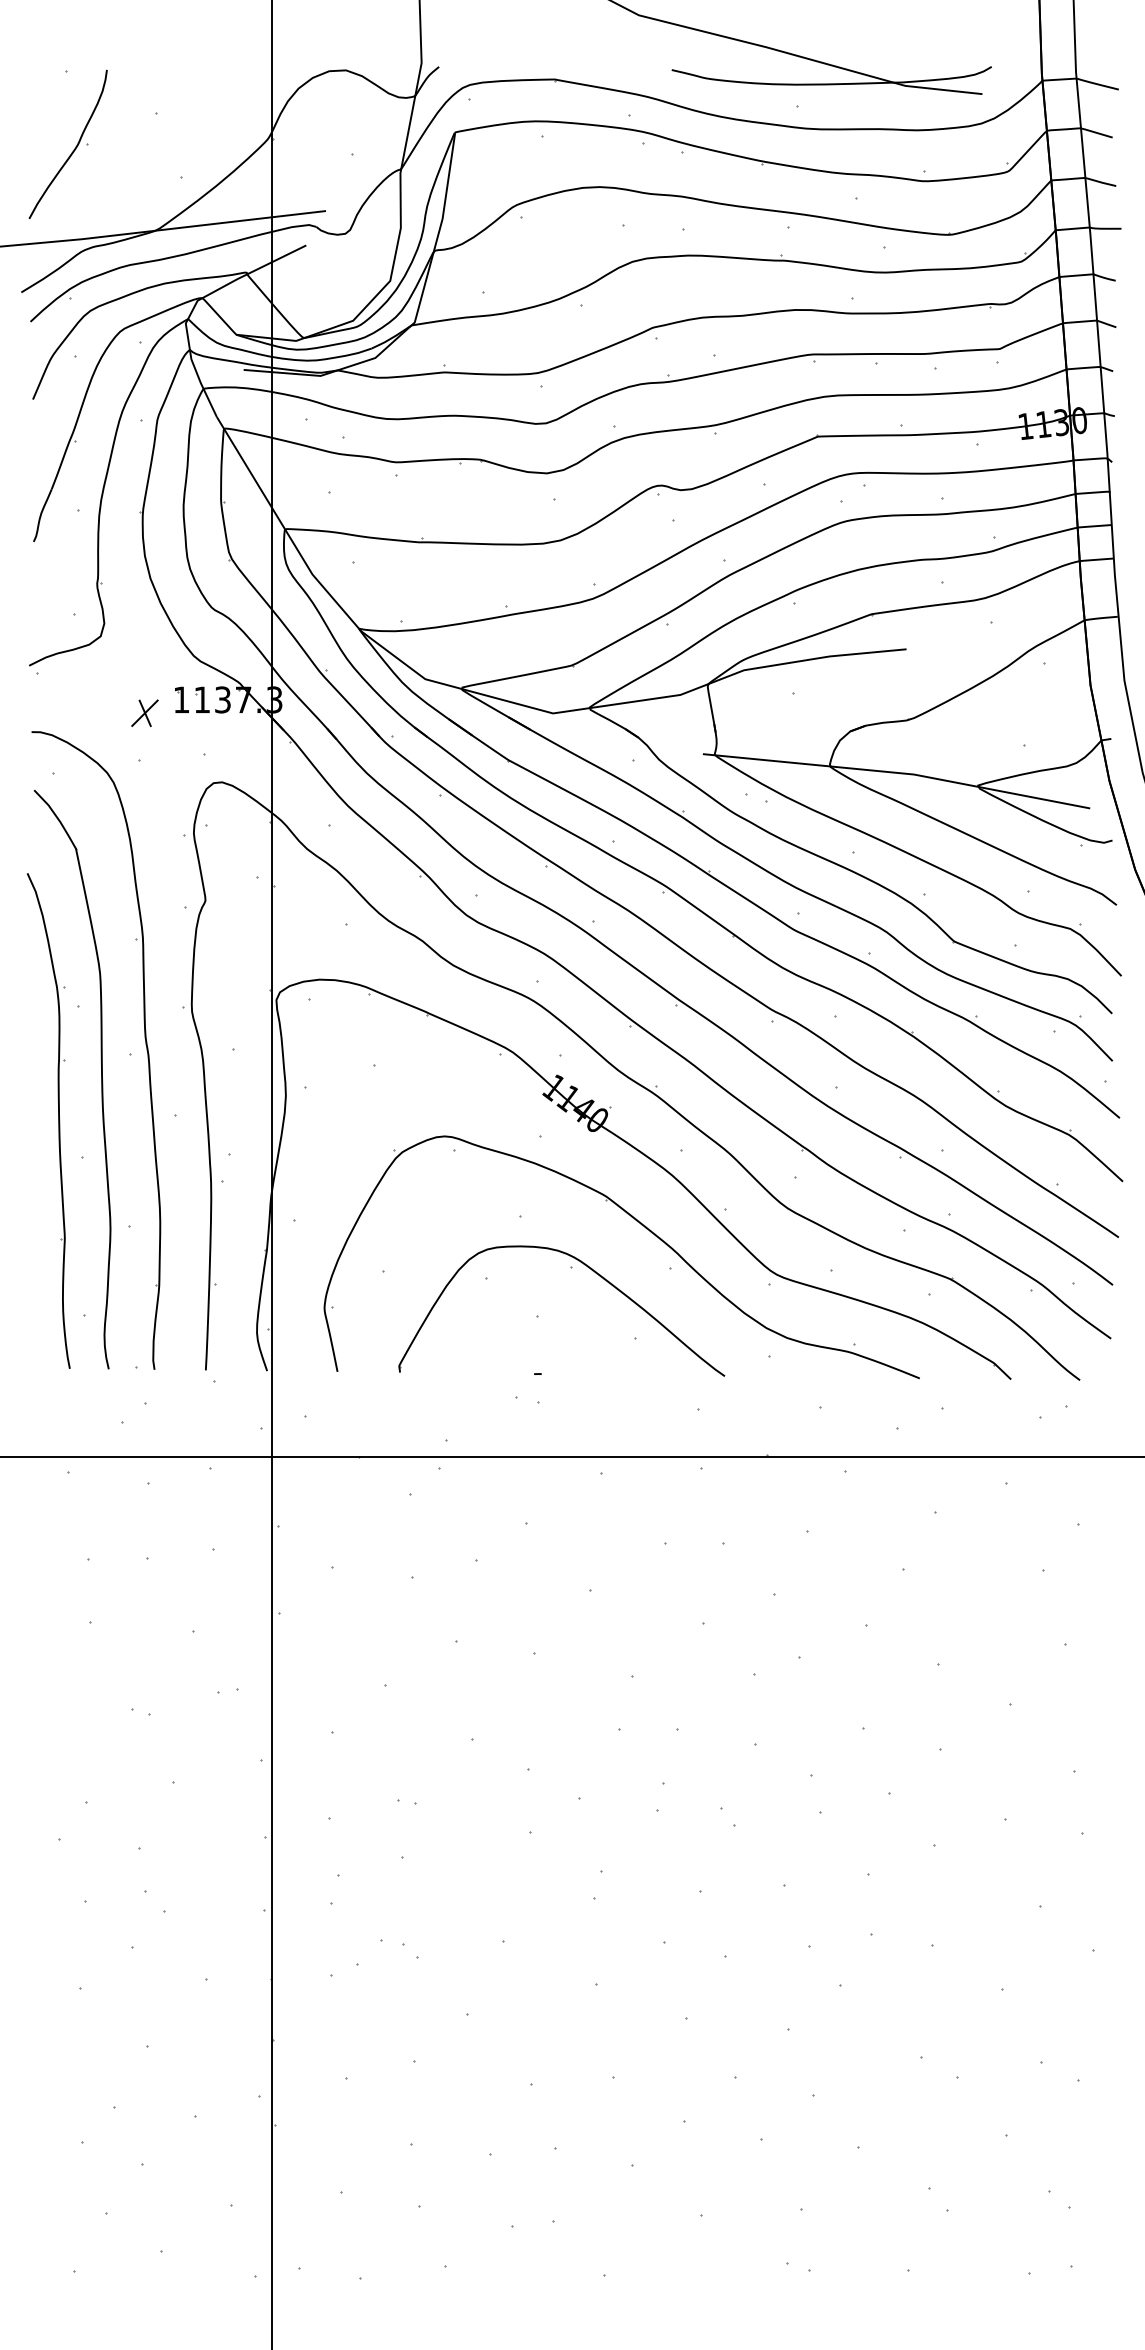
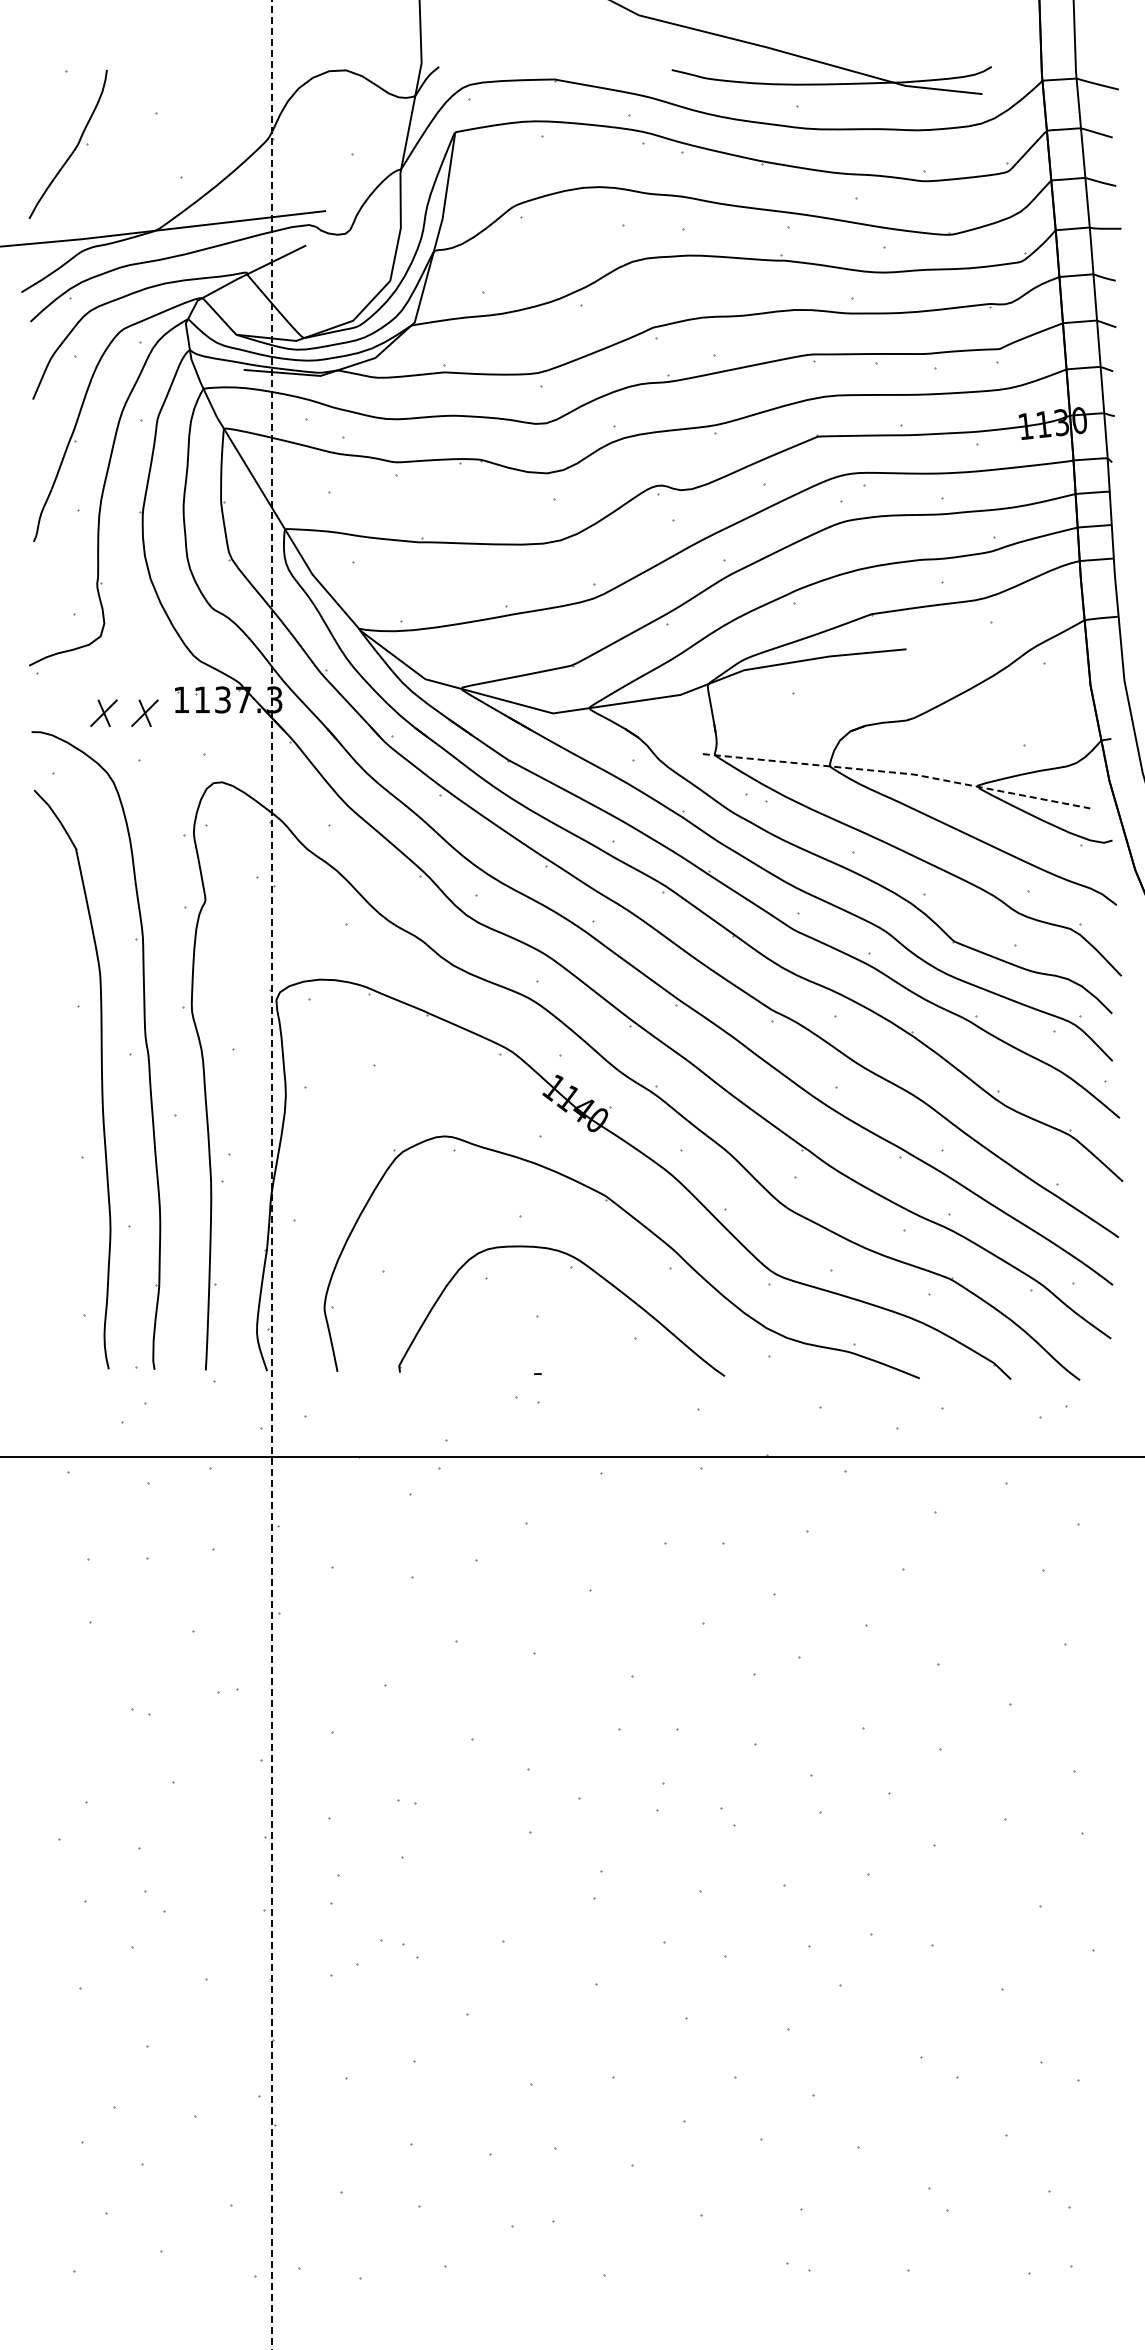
part: none -> present (103, 712)
line: solid -> dashed (898, 773)
part: present -> none (58, 1120)
line: solid -> dashed (272, 1175)
